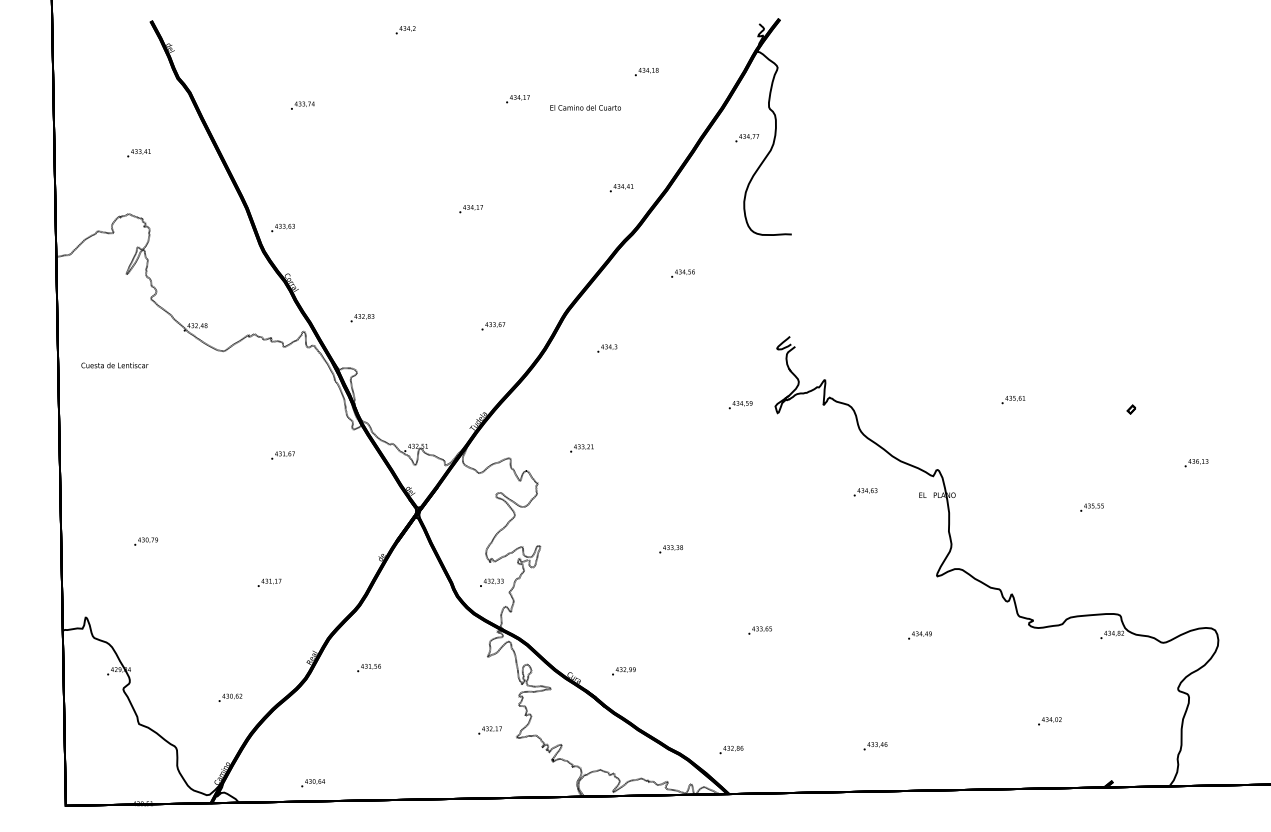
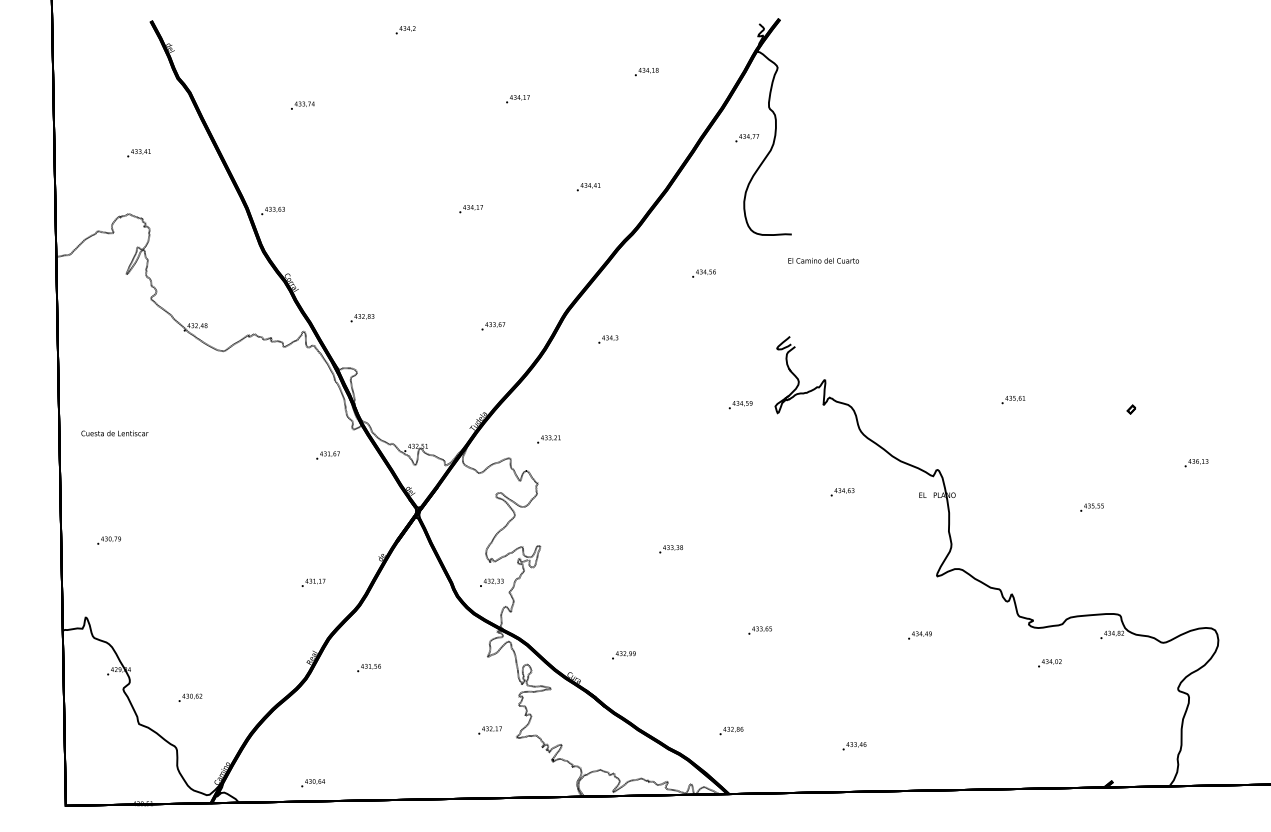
text position: (585, 107) -> (823, 260) (823, 260)
text position: (621, 188) -> (588, 187) (588, 187)
text position: (282, 228) -> (272, 211) (272, 211)
text position: (682, 273) -> (703, 273) (703, 273)
text position: (607, 348) -> (608, 339) (608, 339)
text position: (114, 365) -> (114, 433) (114, 433)
text position: (581, 448) -> (548, 439) (548, 439)
text position: (282, 455) -> (327, 455) (327, 455)
text position: (865, 492) -> (842, 492) (842, 492)
text position: (145, 541) -> (108, 540) (108, 540)
text position: (269, 582) -> (313, 582) (313, 582)
text position: (623, 671) -> (623, 655) (623, 655)
text position: (230, 697) -> (190, 697) (190, 697)
text position: (1049, 721) -> (1049, 663) (1049, 663)
text position: (875, 746) -> (854, 746) (854, 746)
text position: (731, 750) -> (731, 731) (731, 731)
